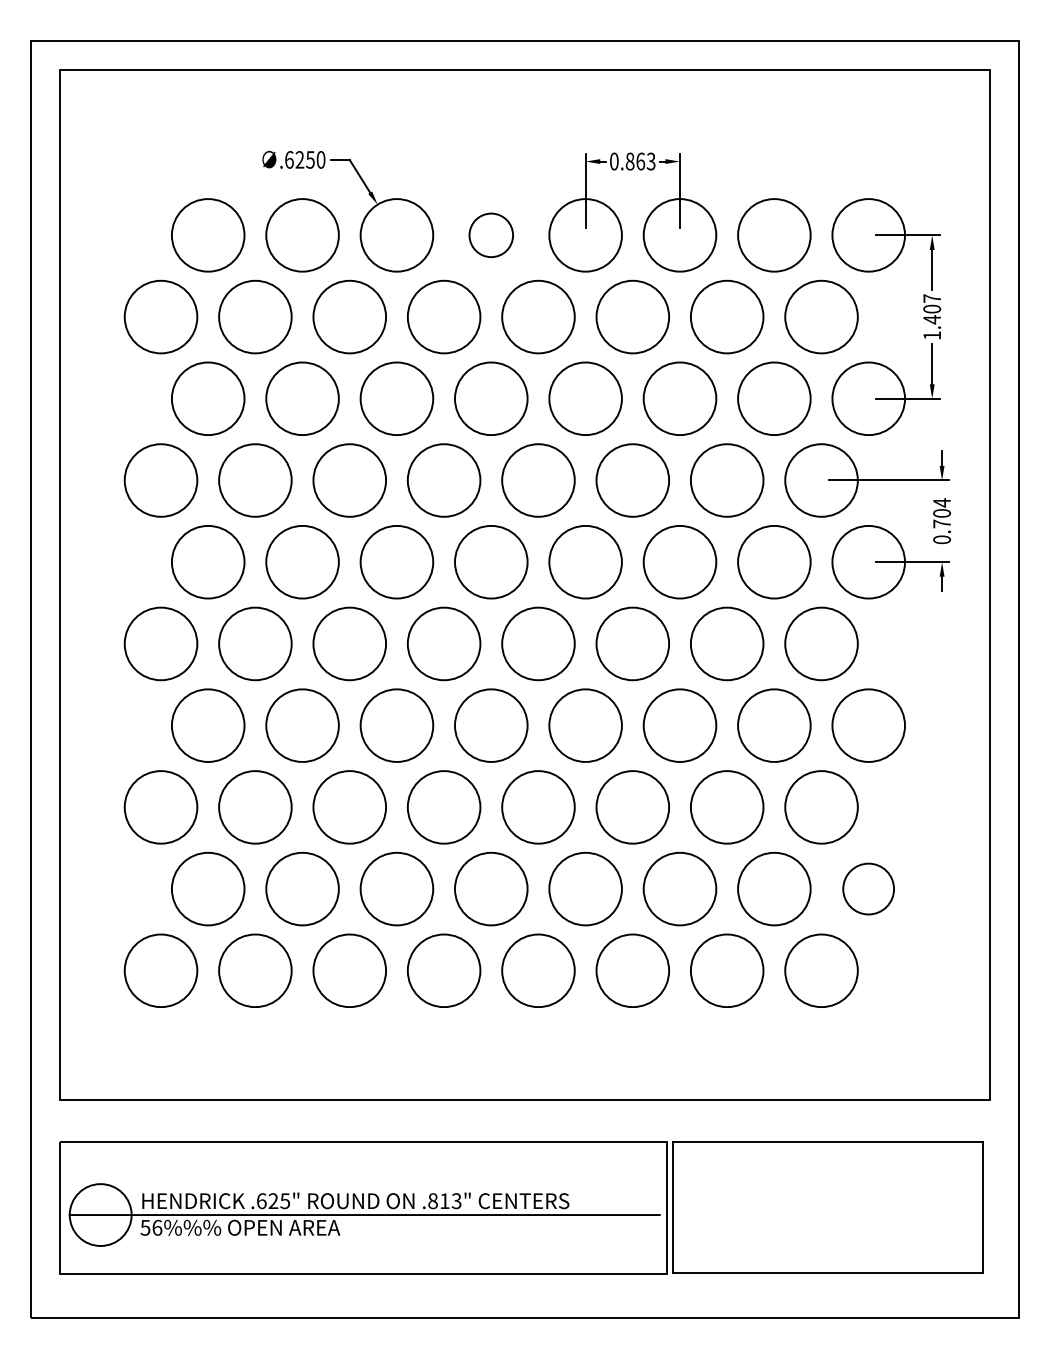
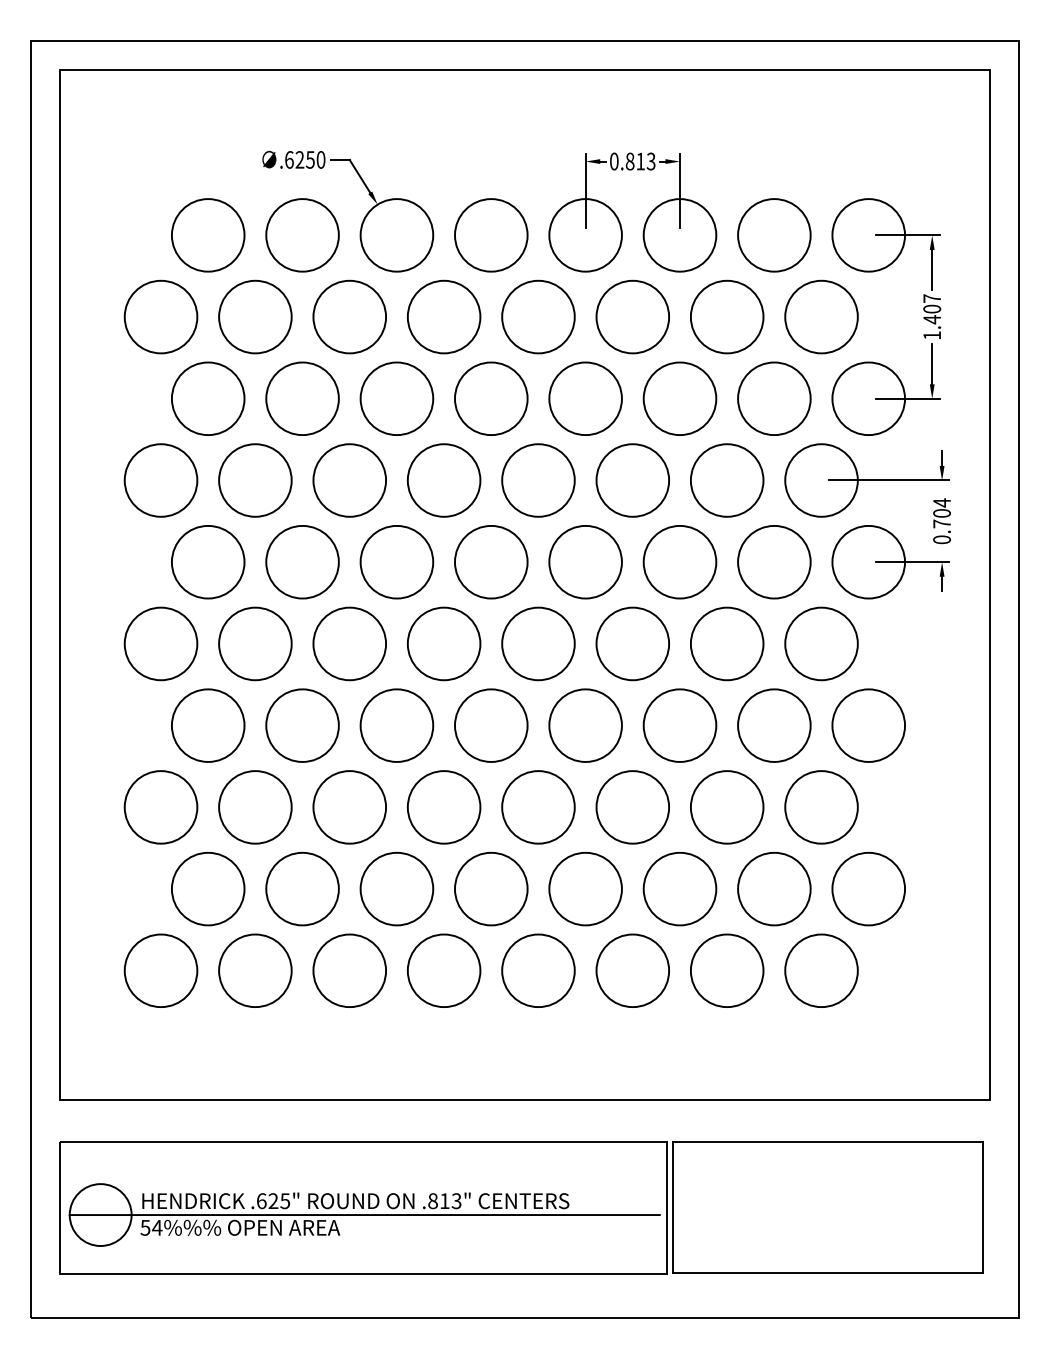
text: 0.863 -> 0.813 (640, 161)
circle diameter: 44 px -> 73 px (491, 235)
circle size: 53x54 px -> 75x76 px (868, 888)
text: 56%%% -> 54%%% (157, 1227)
